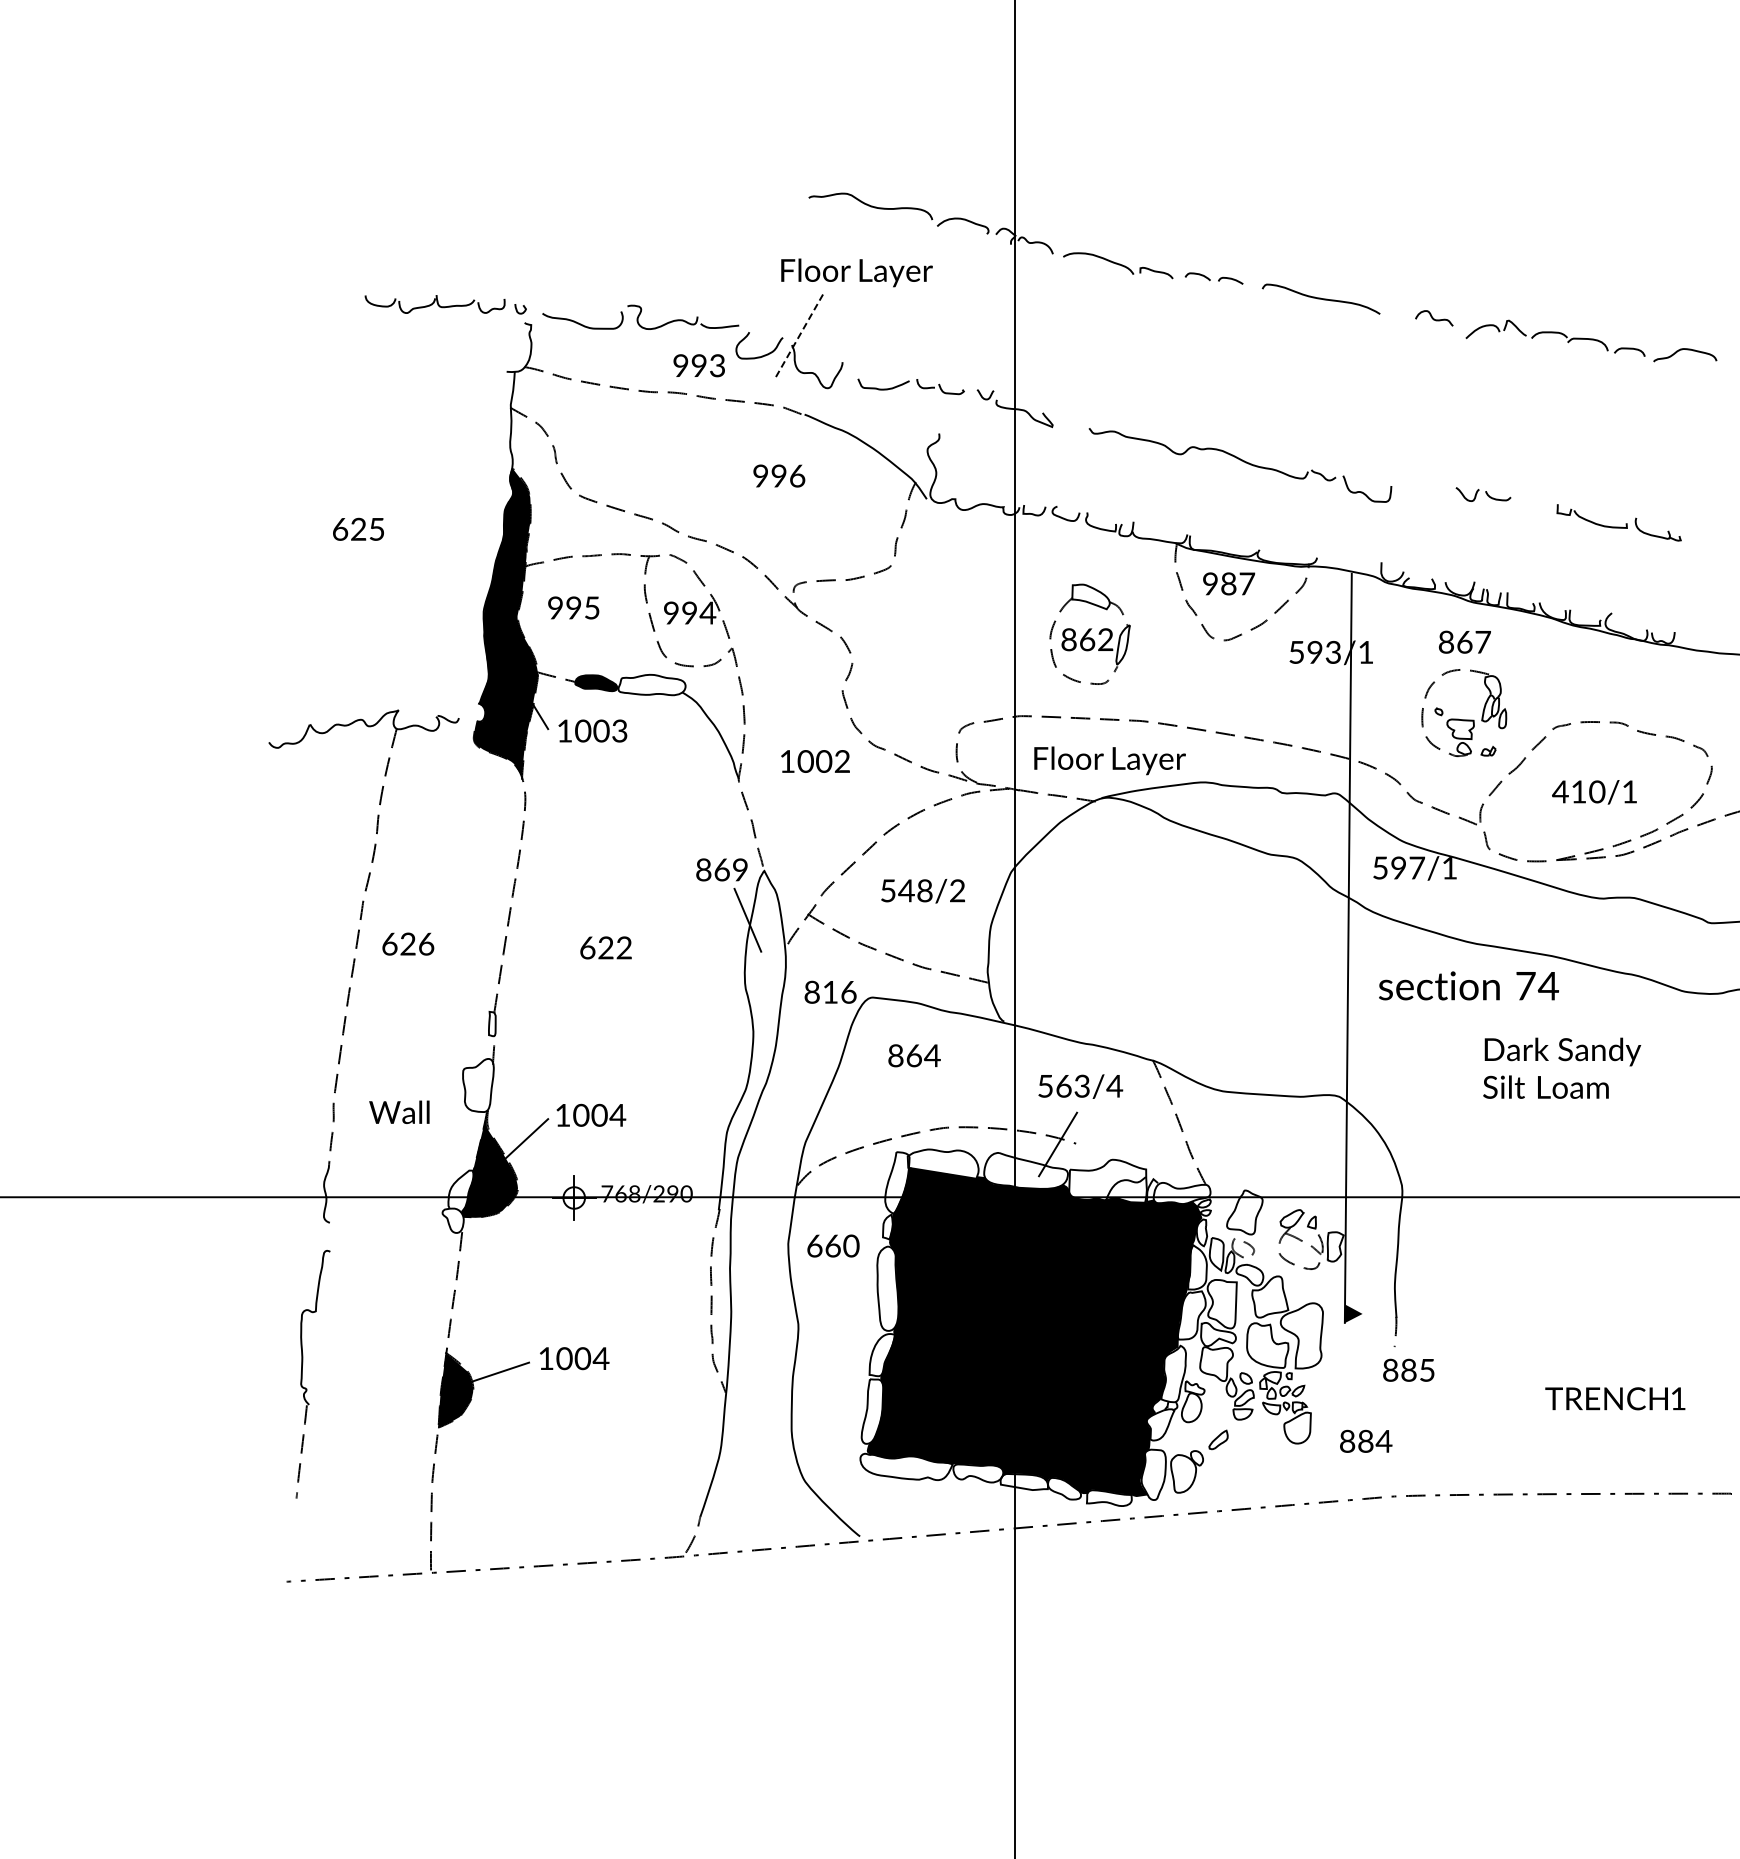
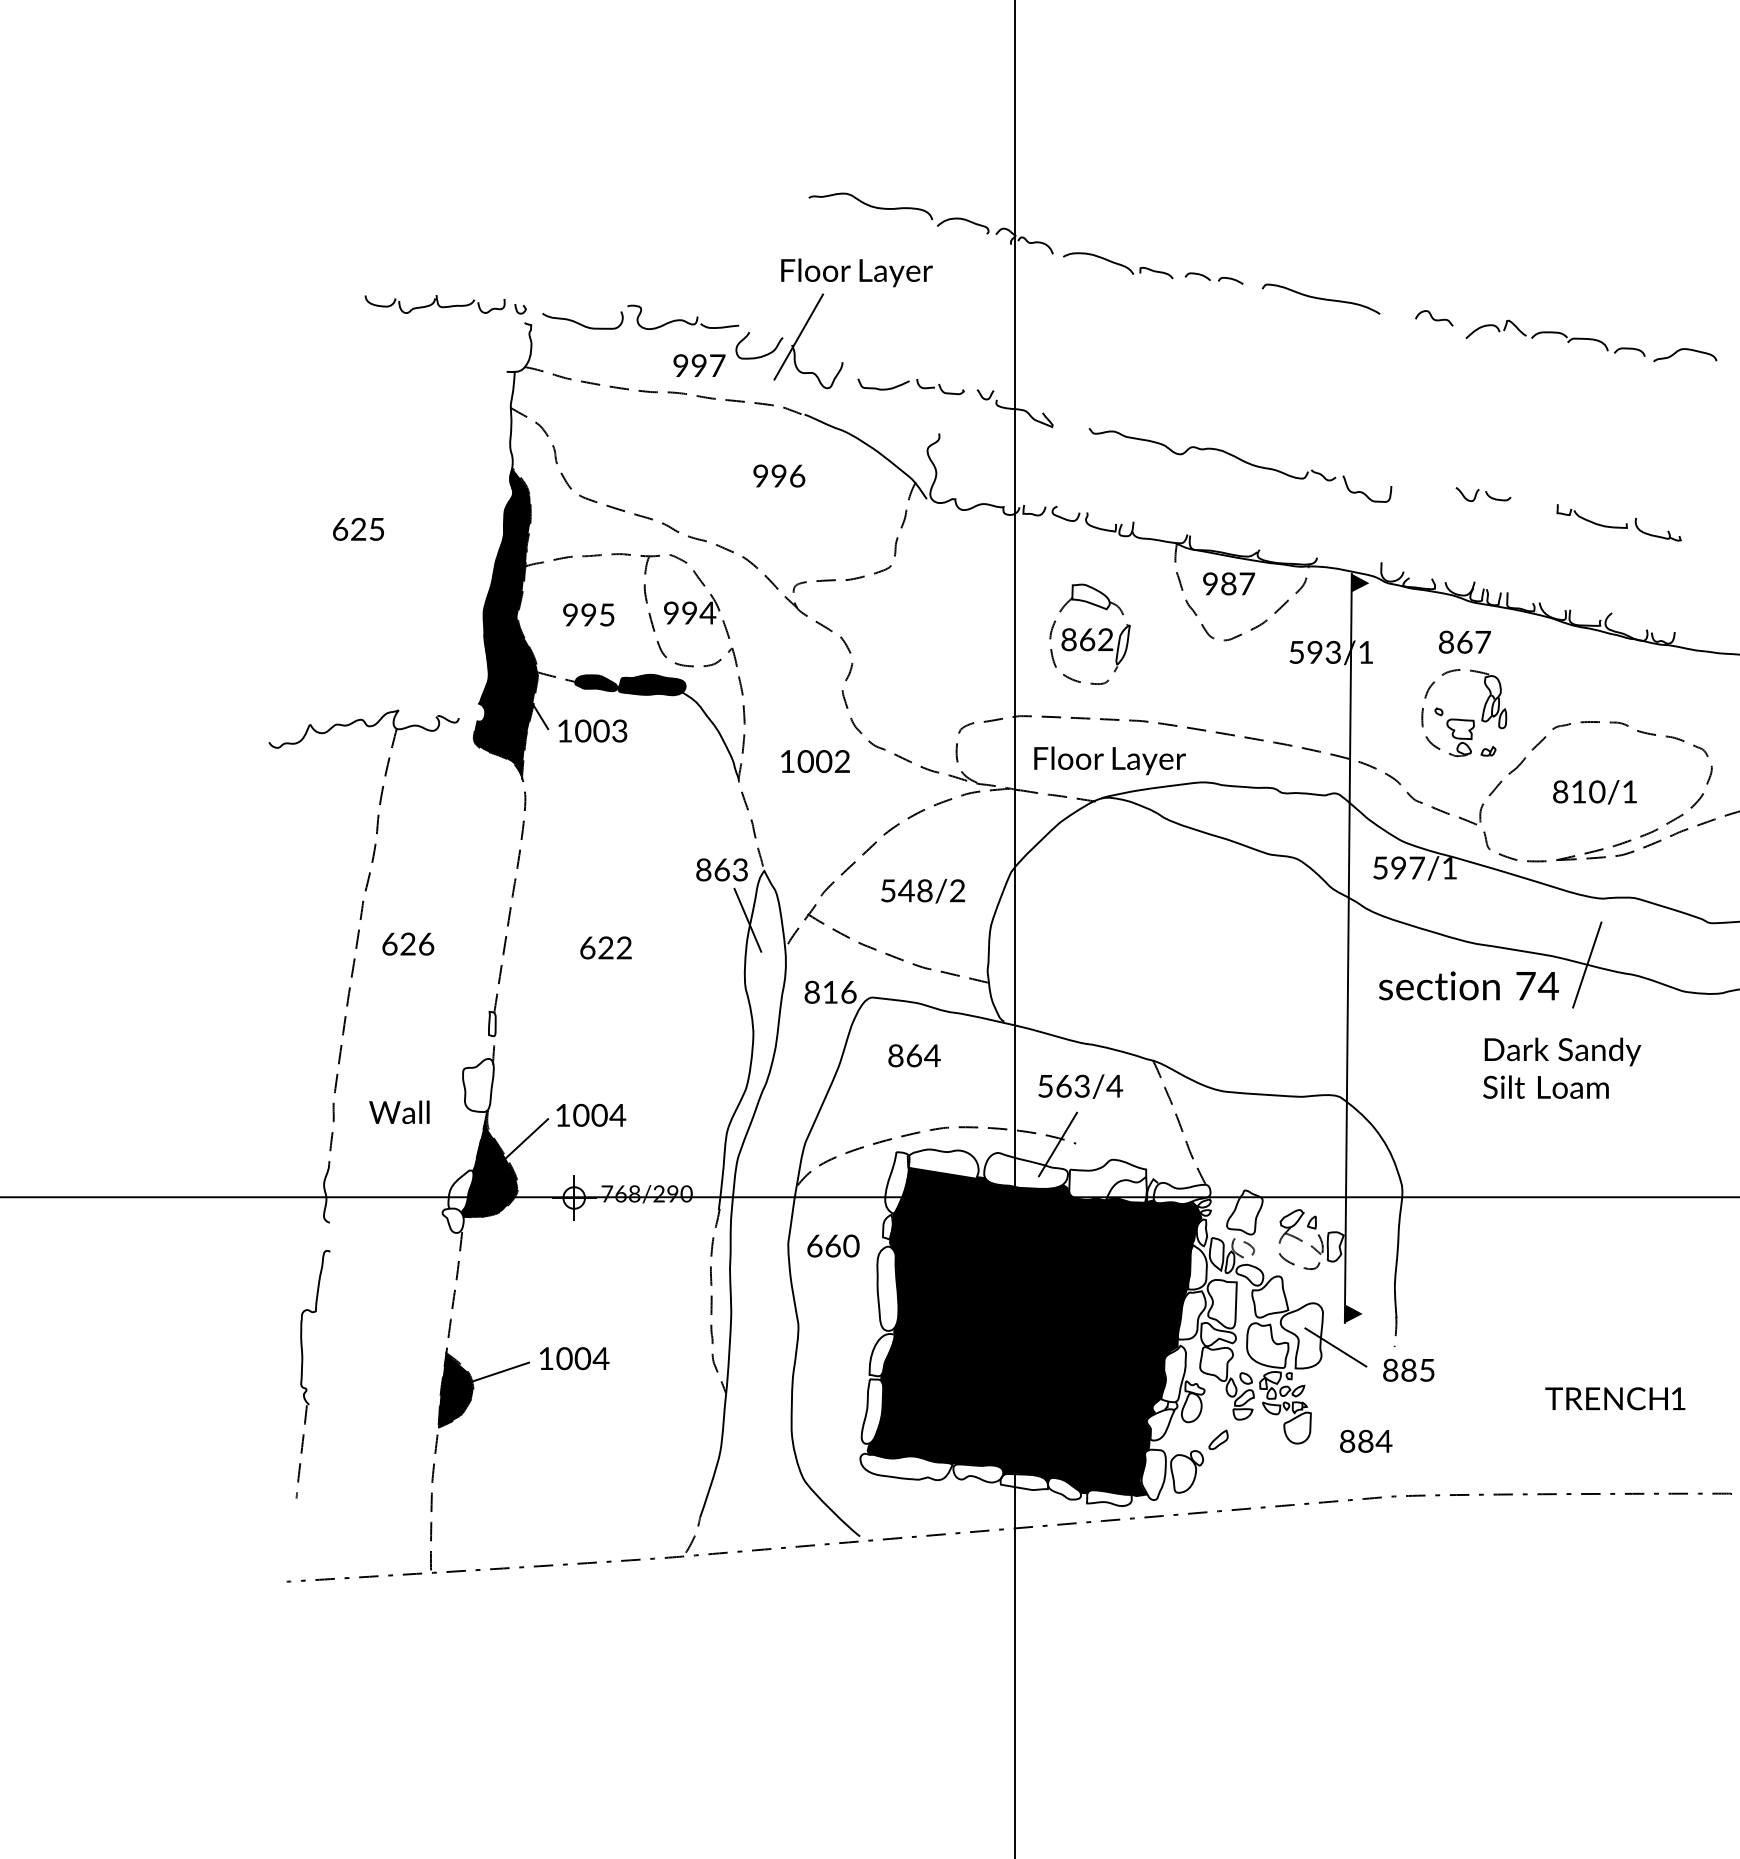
line: dashed -> solid (798, 337)
text: 993 -> 997 (717, 365)
fill: none -> present (1360, 582)
text position: (573, 607) -> (588, 614) (588, 614)
fill: none -> present (651, 684)
text: 410/1 -> 810/1 (1560, 791)
text: 869 -> 863 (739, 869)
line: none -> present (1587, 964)
line: none -> present (1335, 1347)
